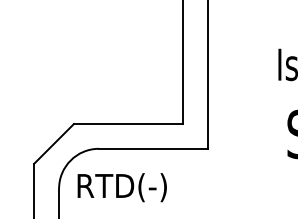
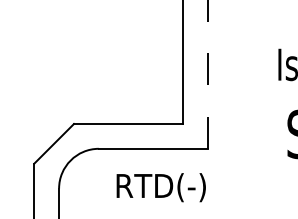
line: solid -> dashed (208, 74)
text position: (121, 187) -> (160, 187) (160, 187)
